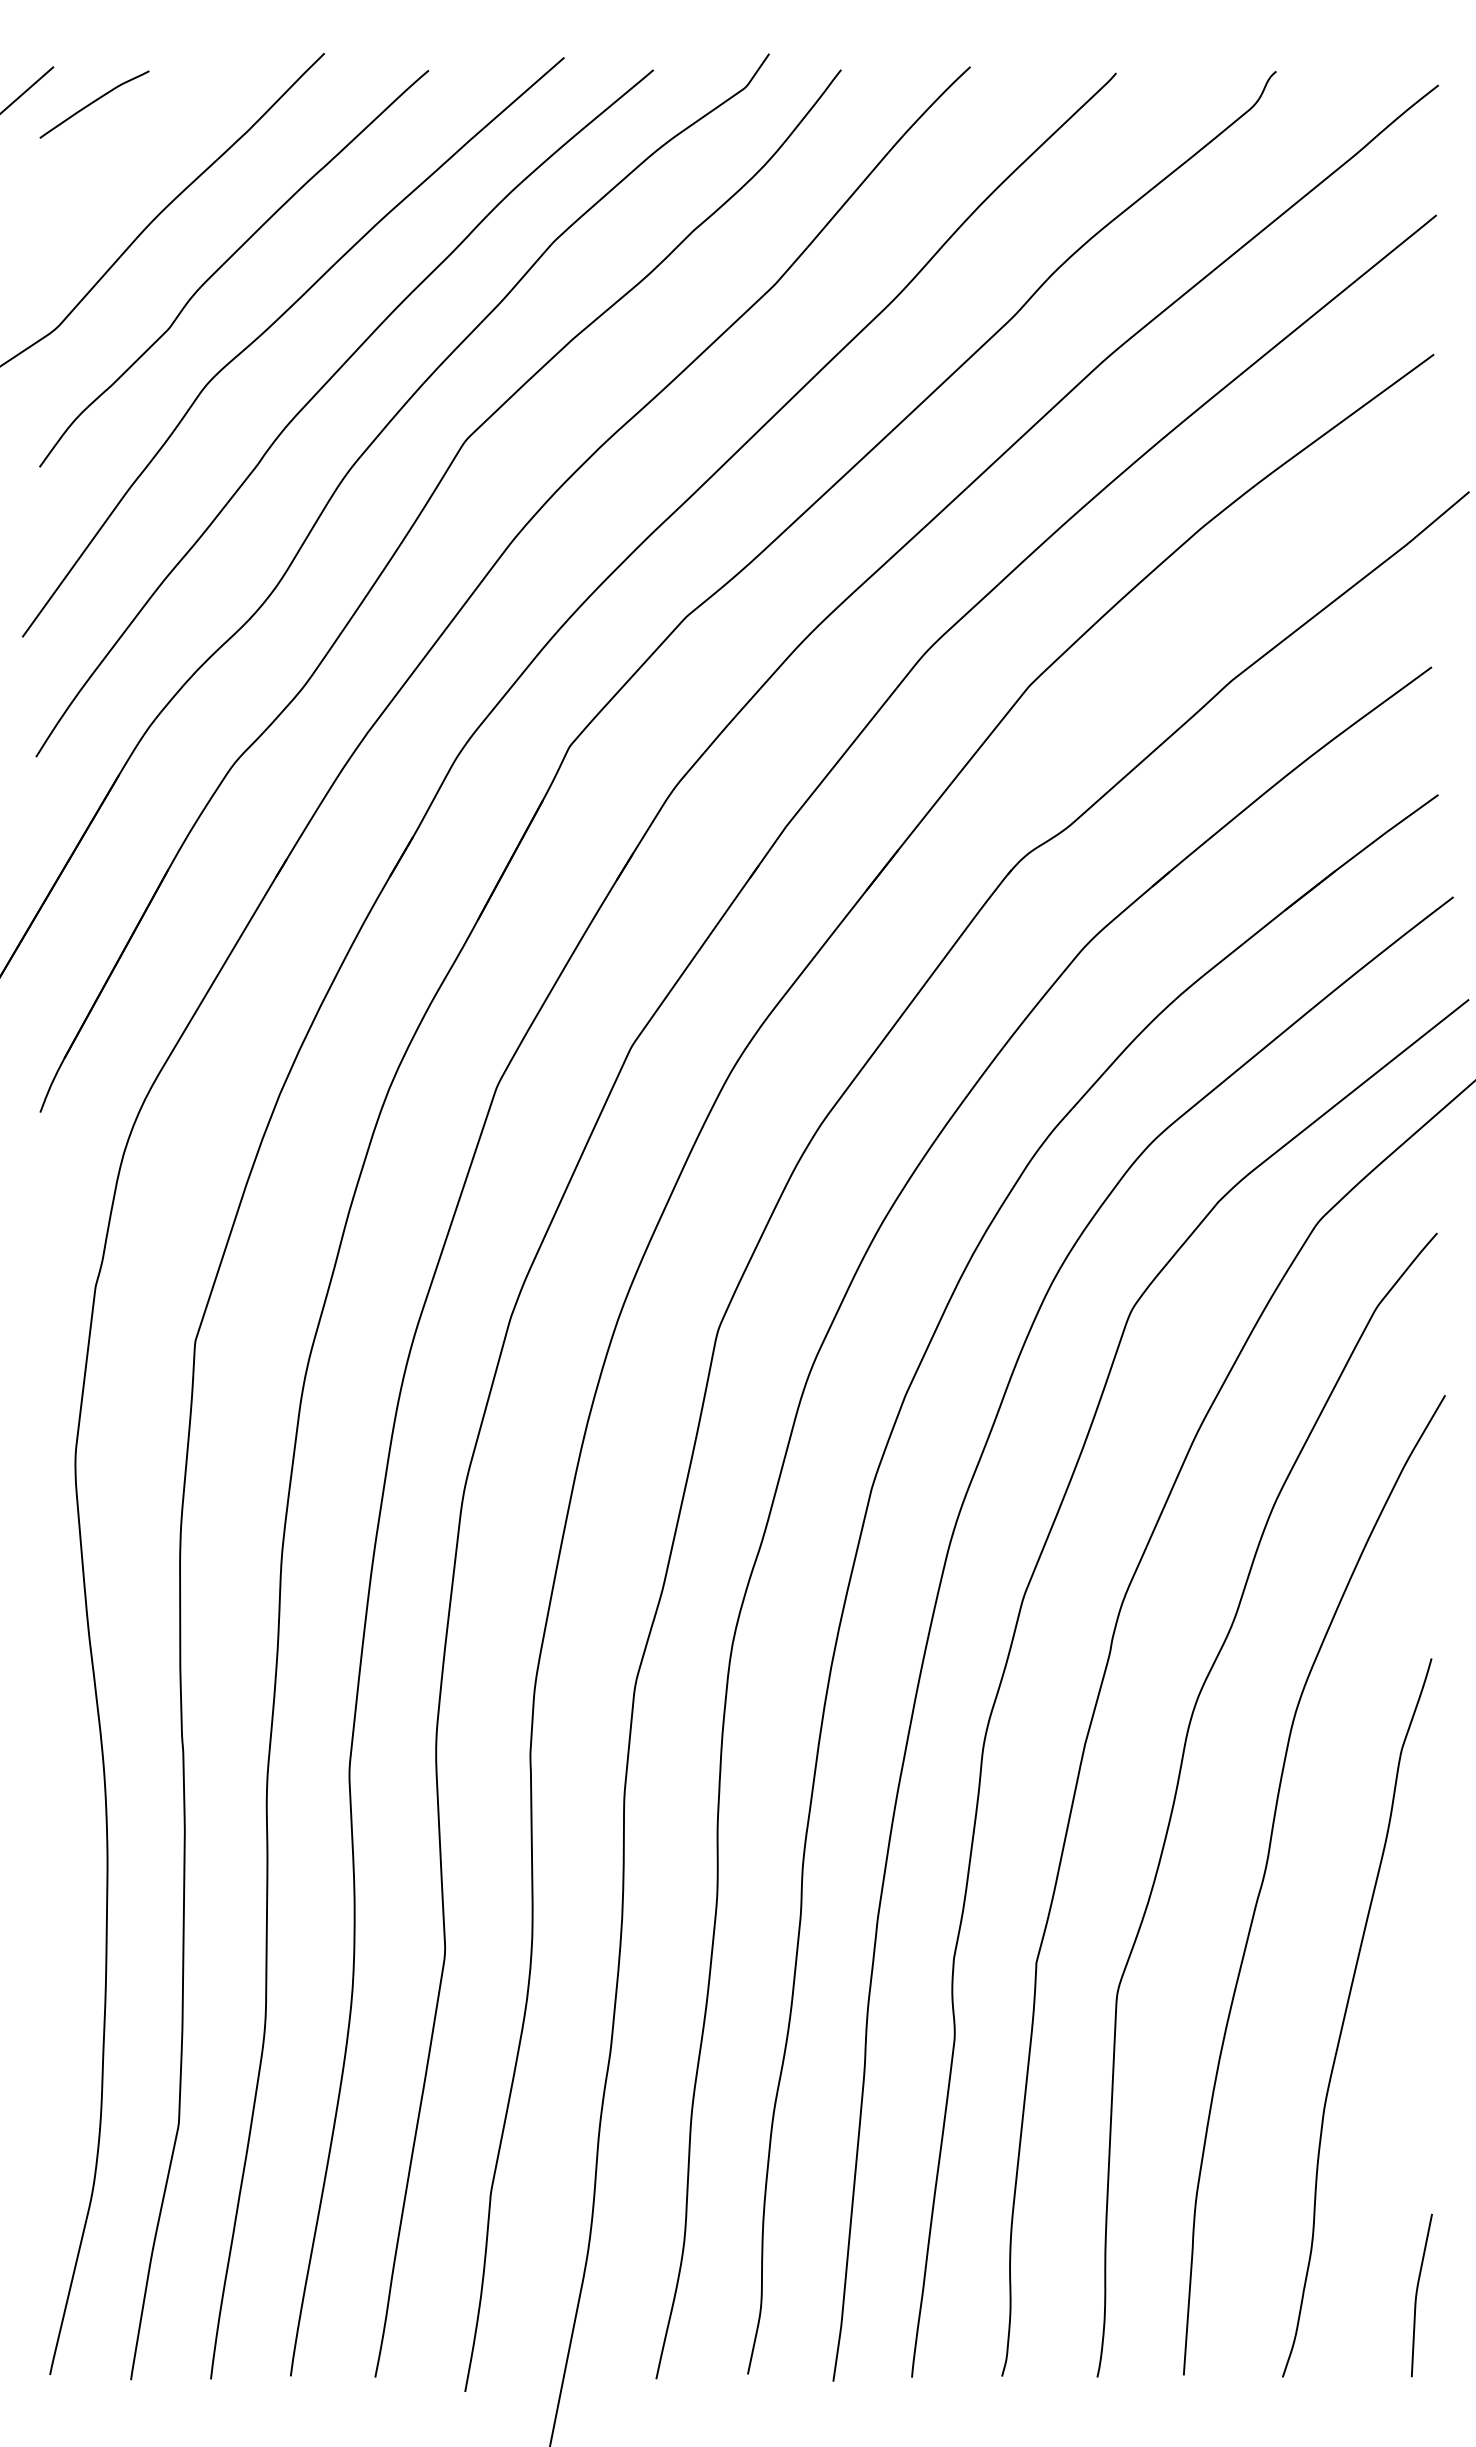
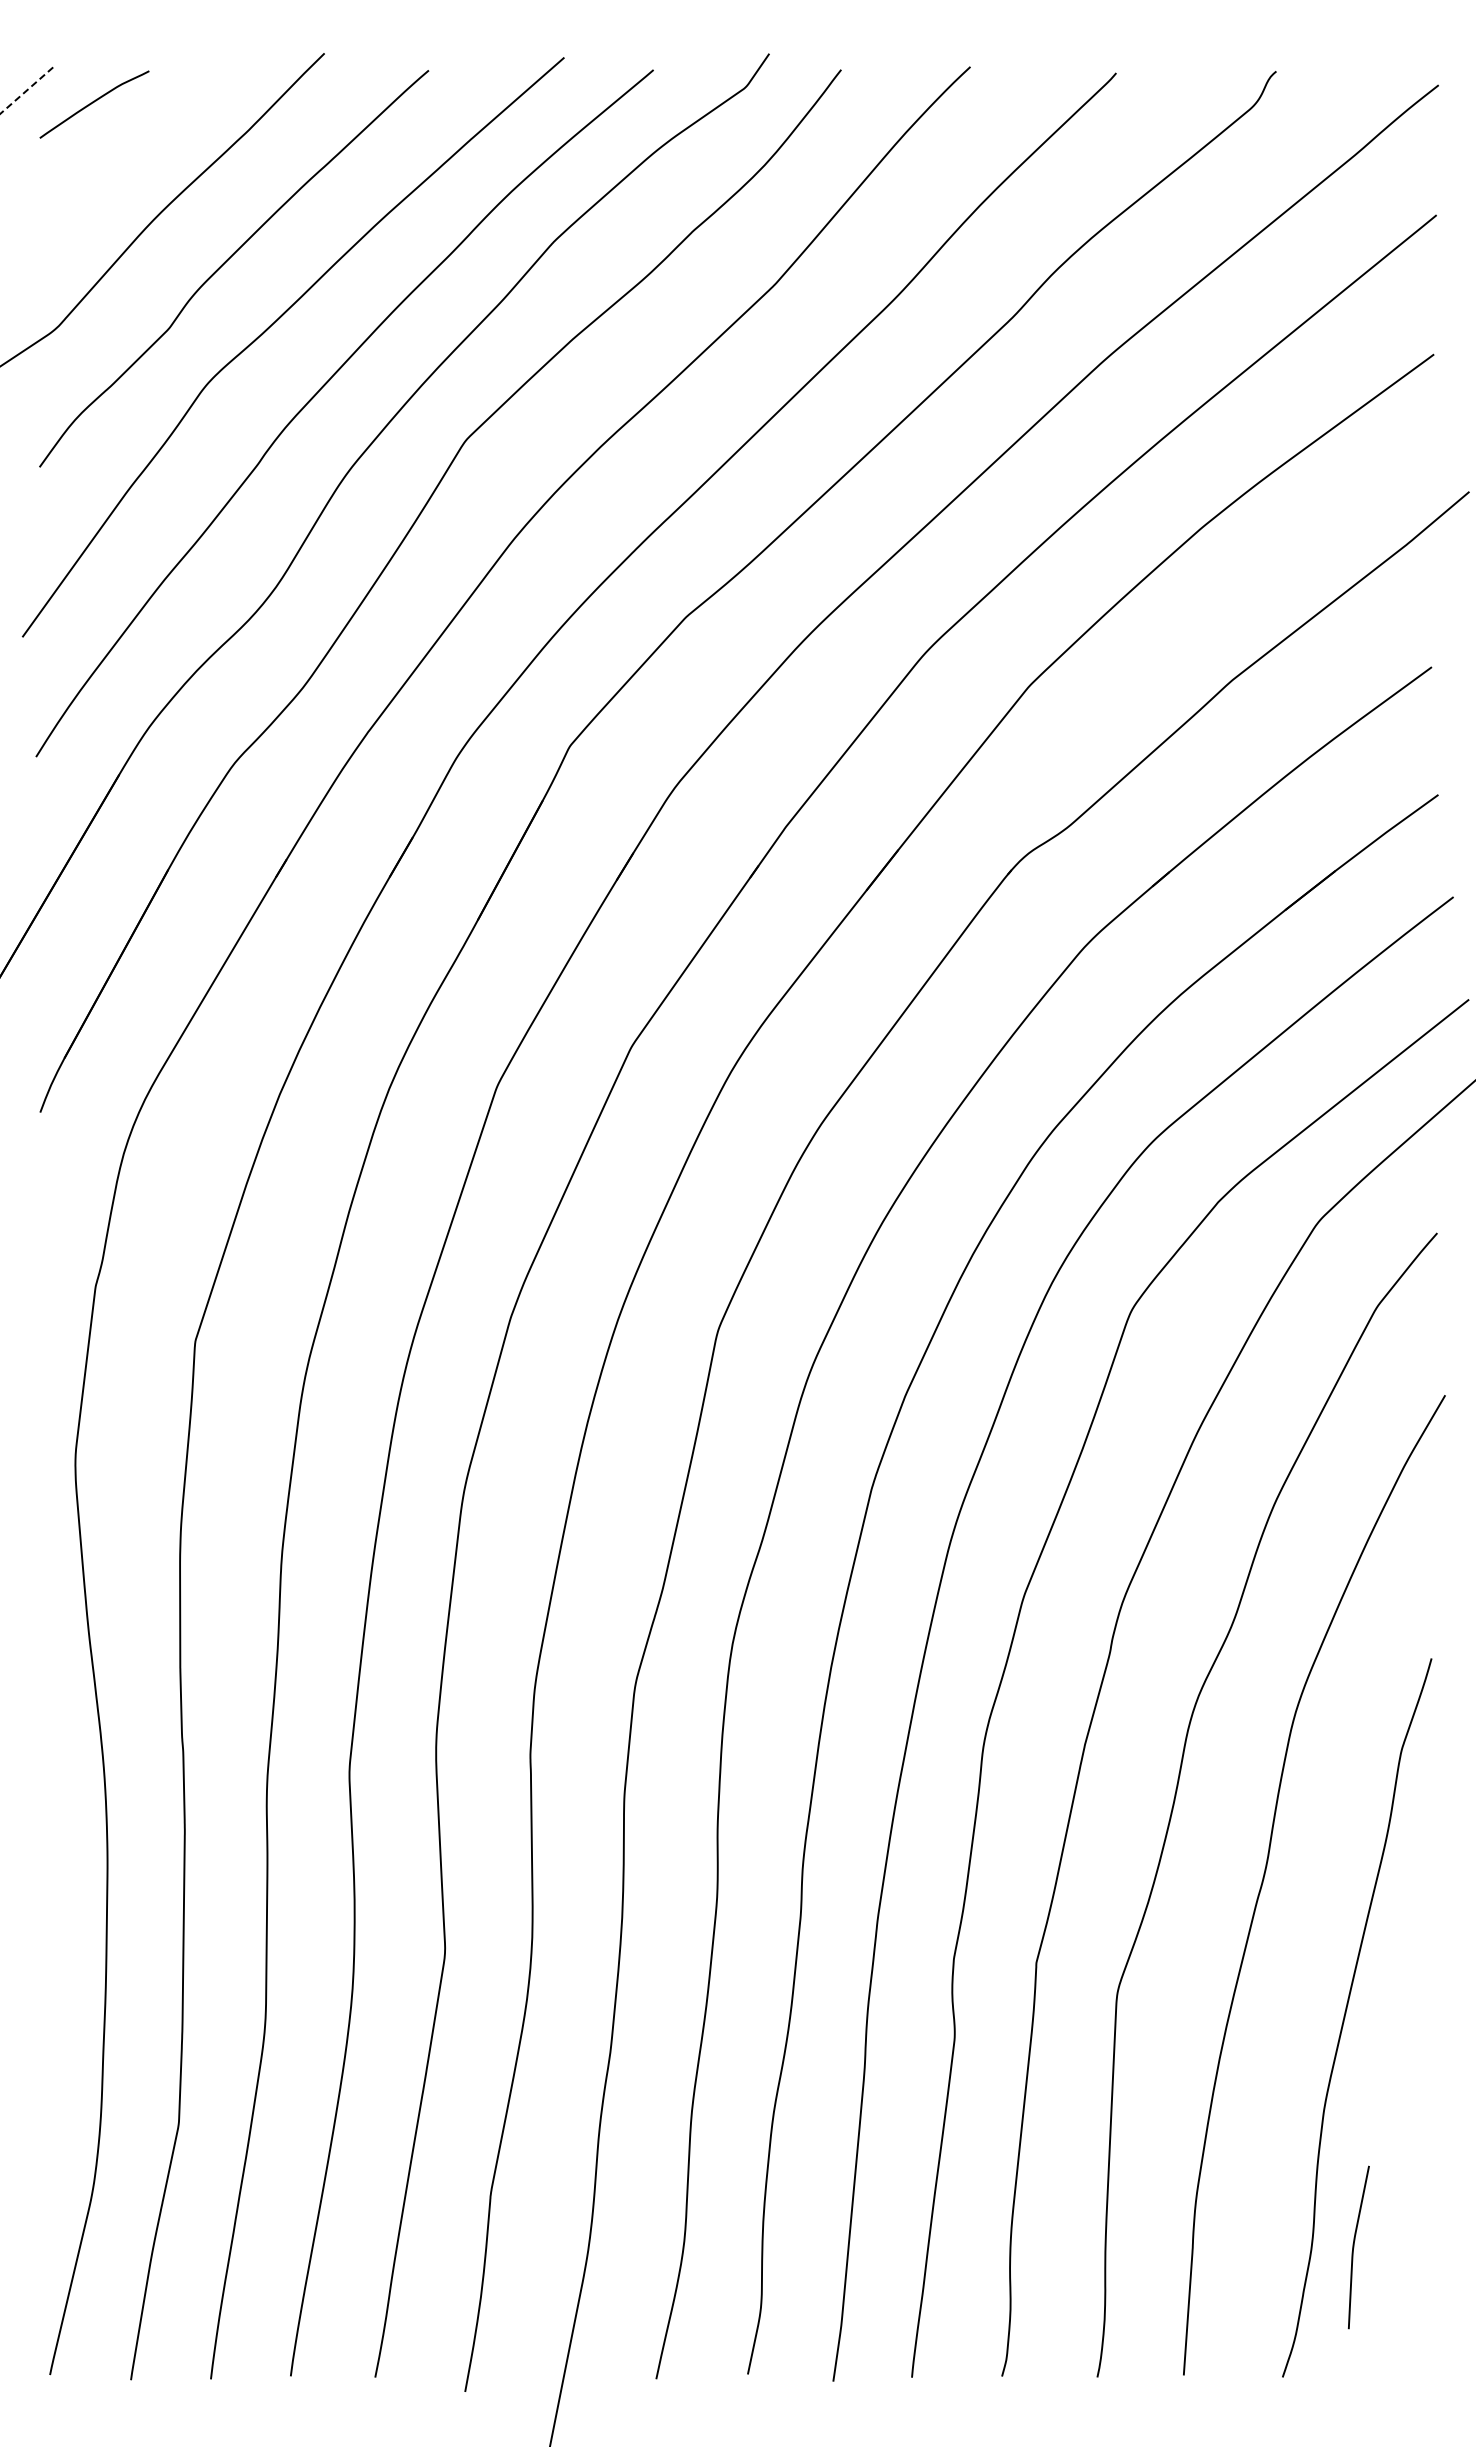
line: solid -> dashed (27, 89)
curve position: (1417, 2295) -> (1354, 2247) (1354, 2247)
